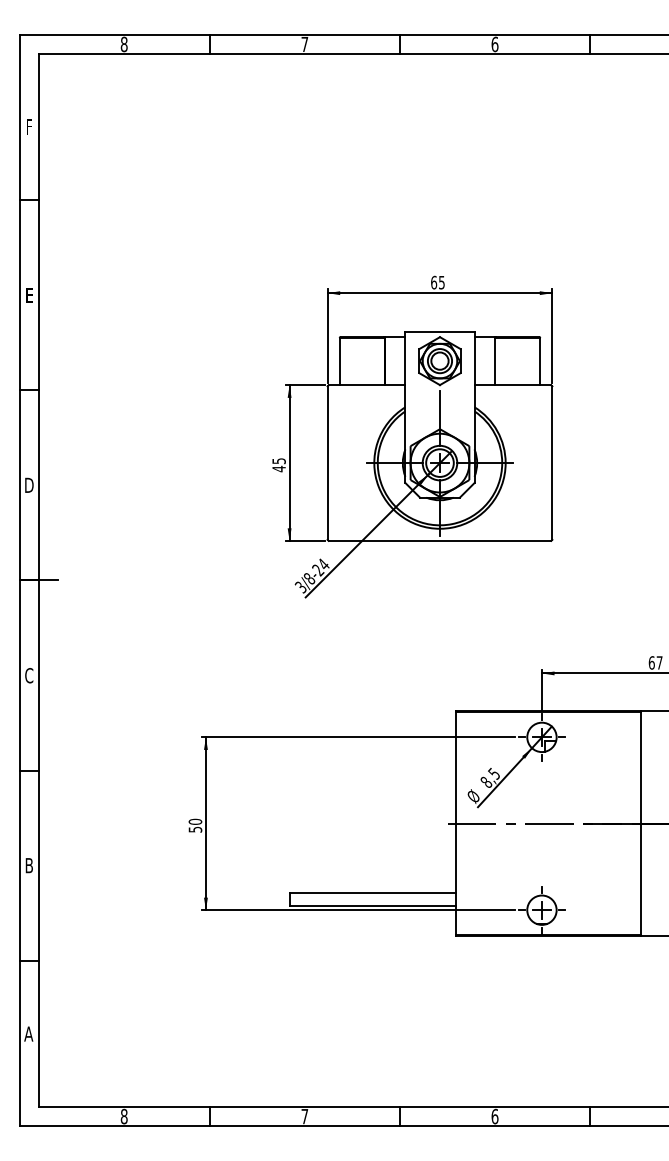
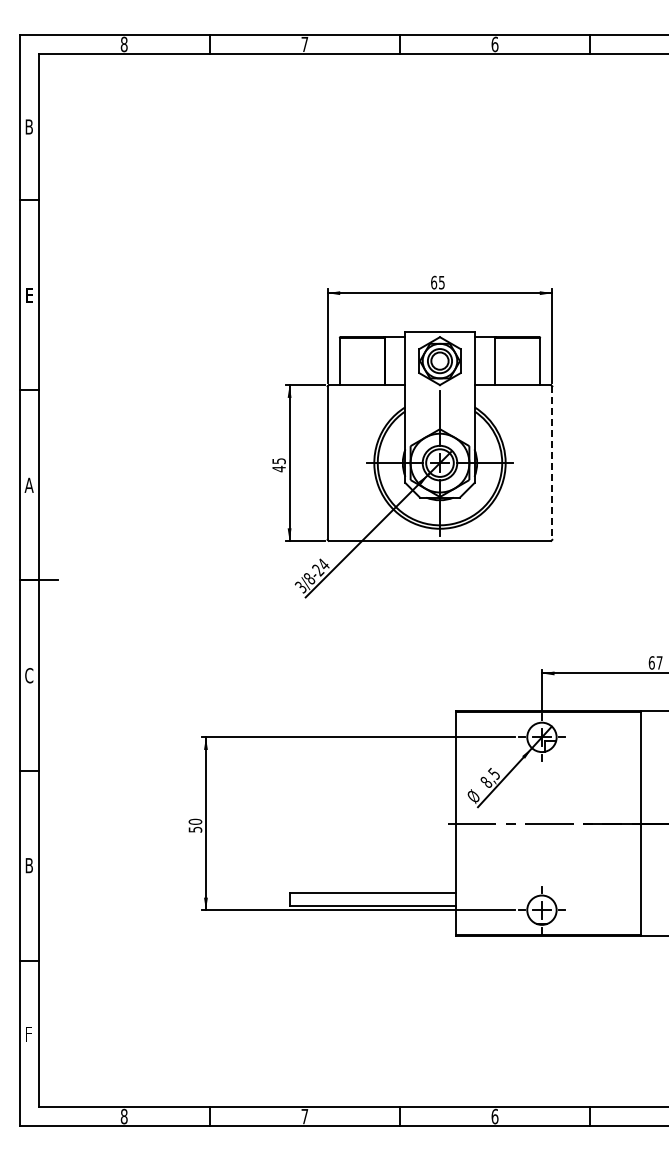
text: F -> B (28, 126)
line: solid -> dashed (552, 463)
text: D -> A (28, 484)
text: A -> F (28, 1033)
